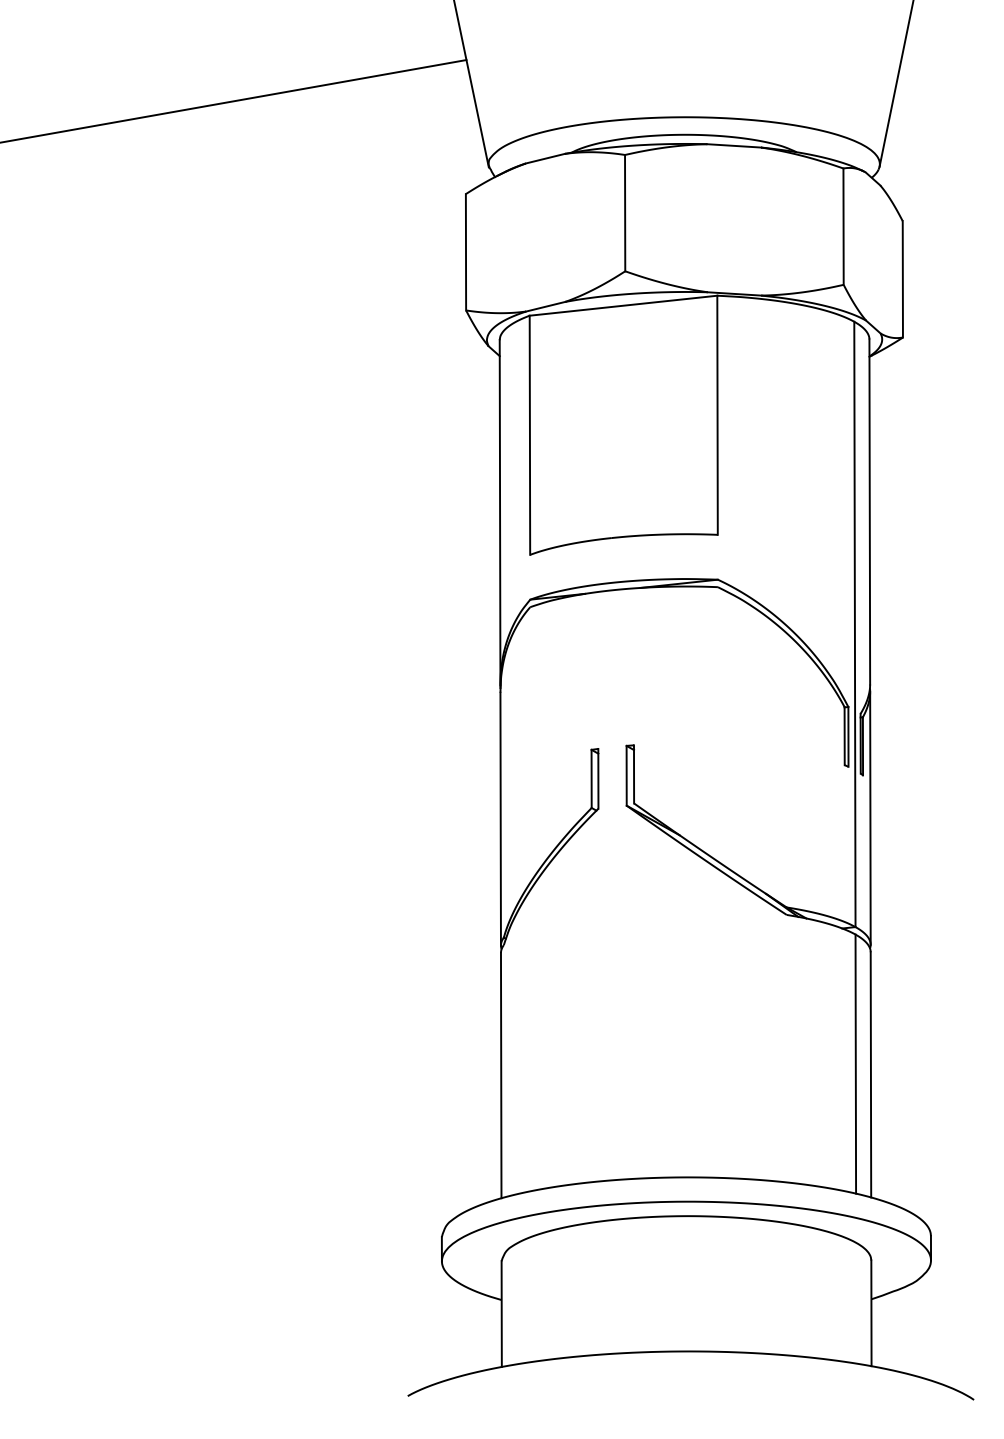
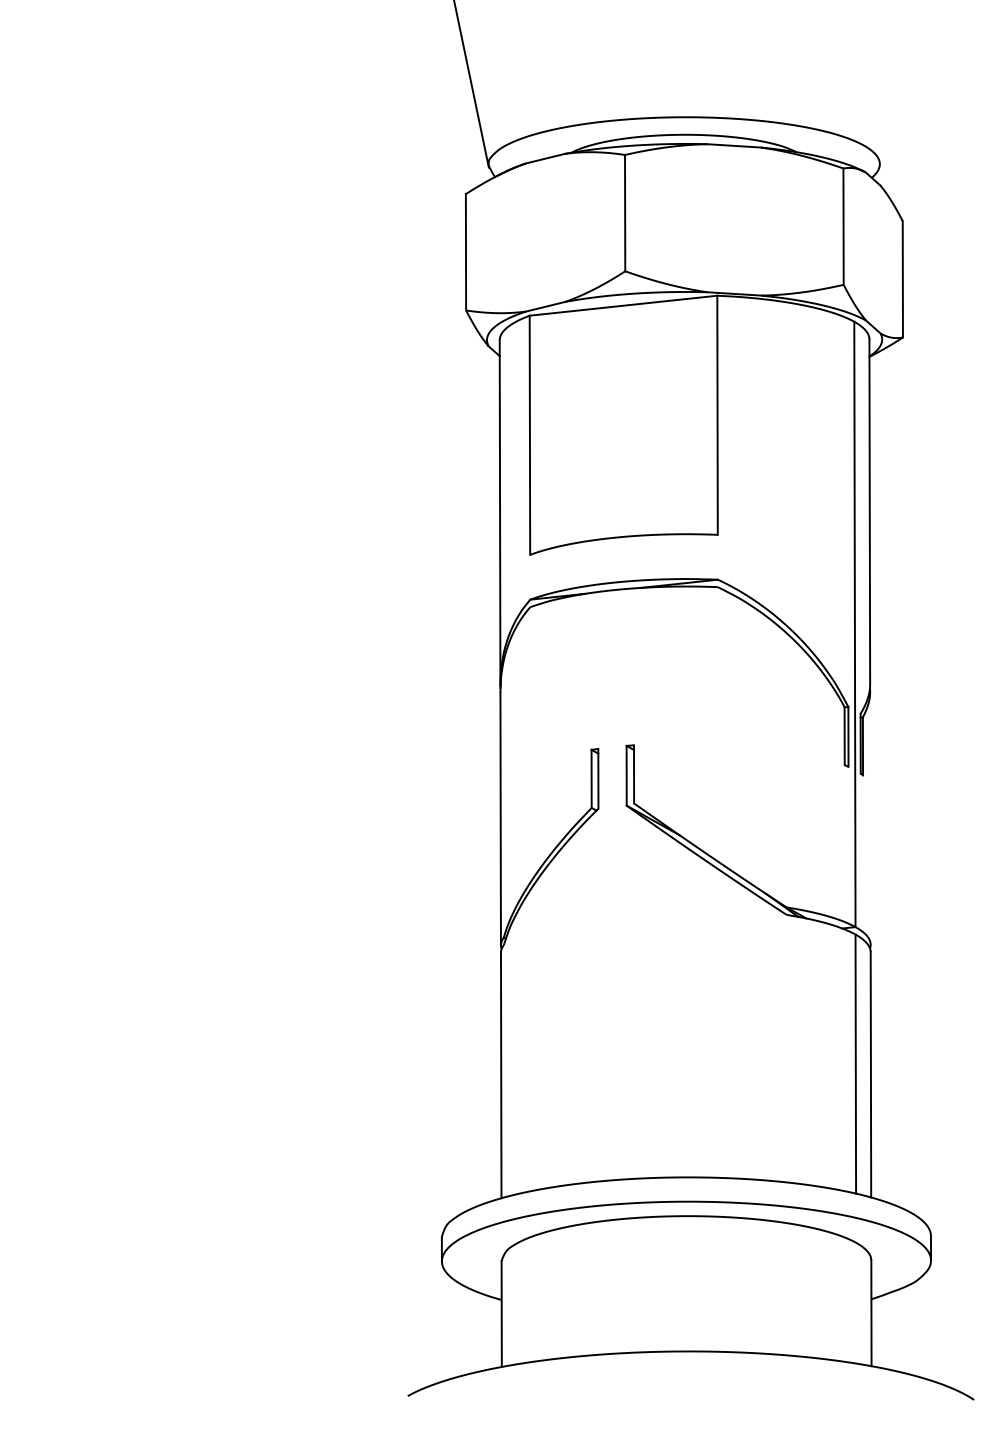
line: present -> none (895, 84)
line: present -> none (234, 101)
line: present -> none (870, 817)
